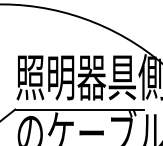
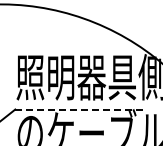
line: solid -> dashed (80, 109)
